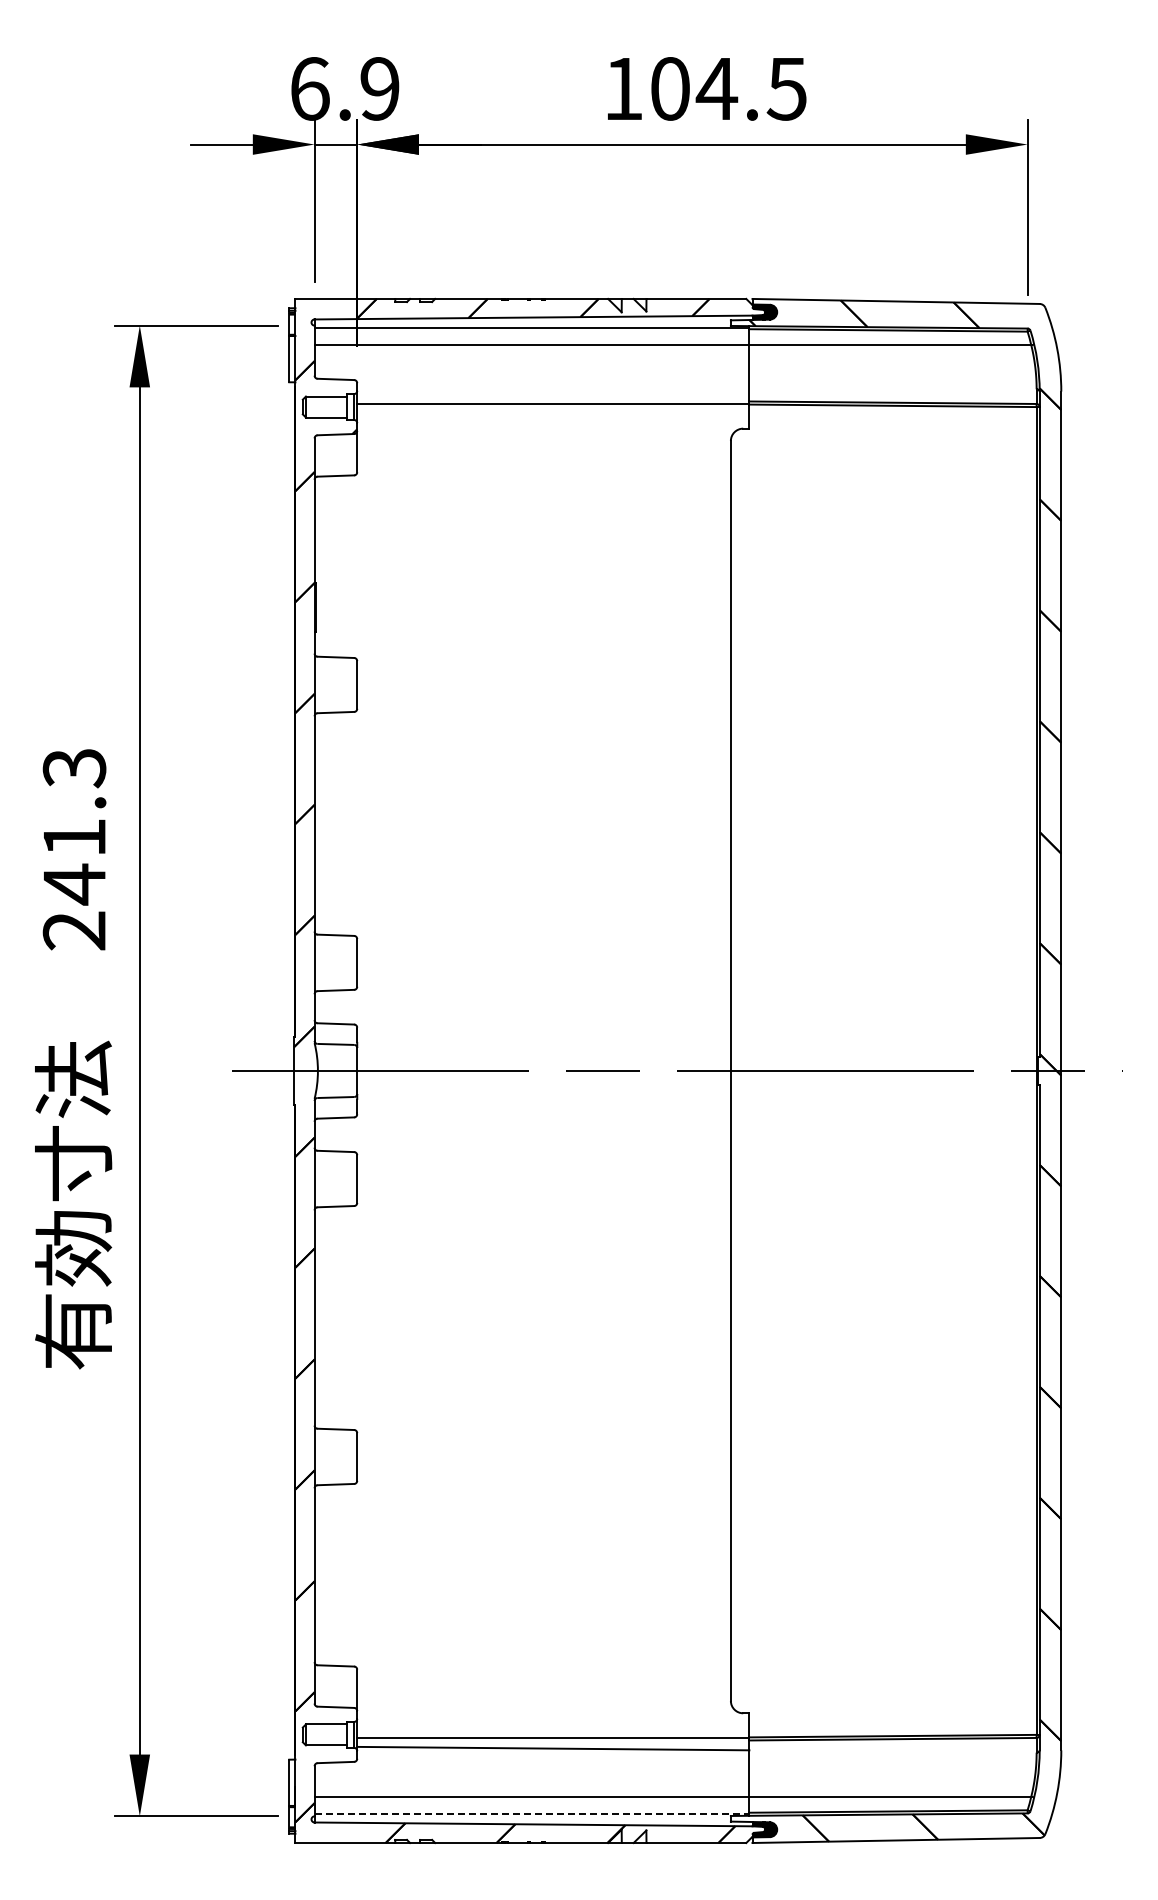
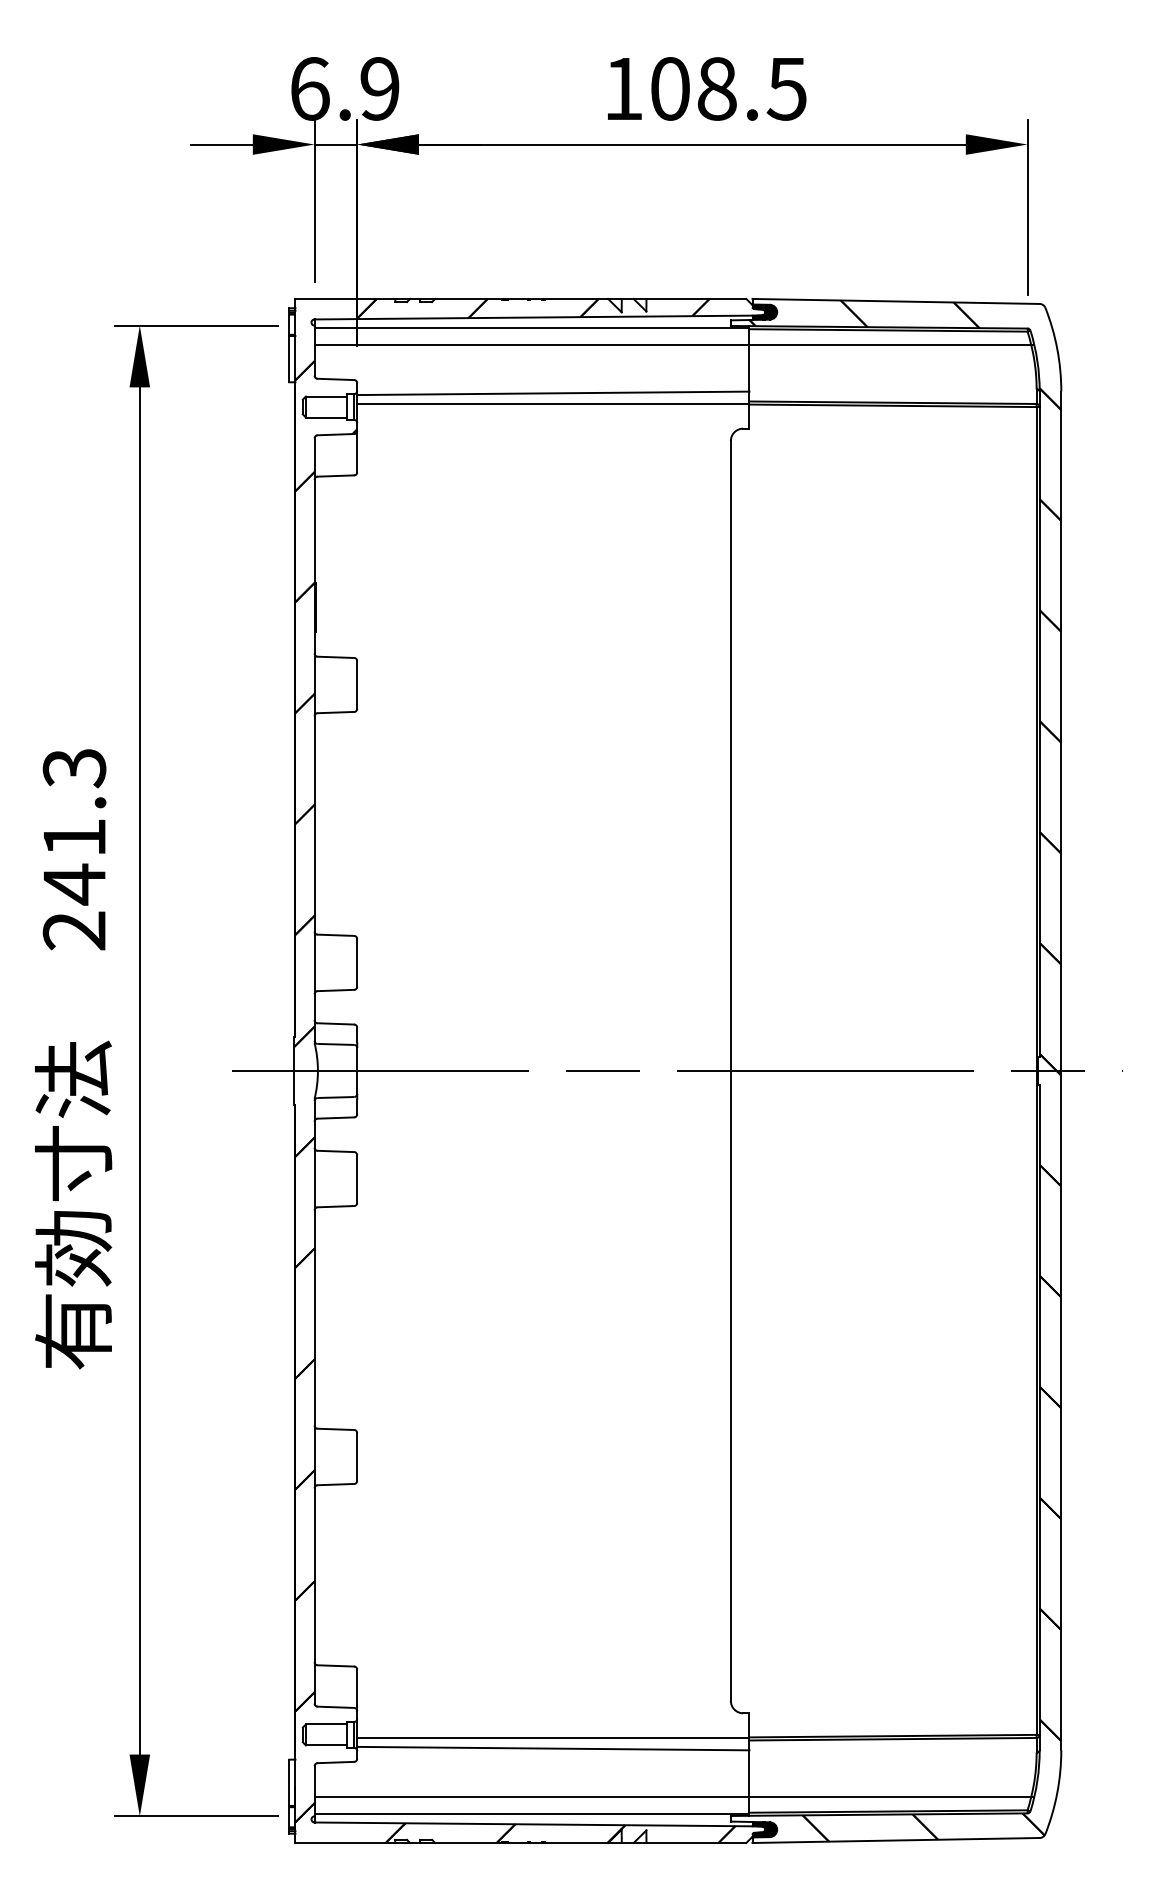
text: 104.5 -> 108.5 (716, 88)
line: none -> present (553, 393)
line: dashed -> solid (532, 1813)
